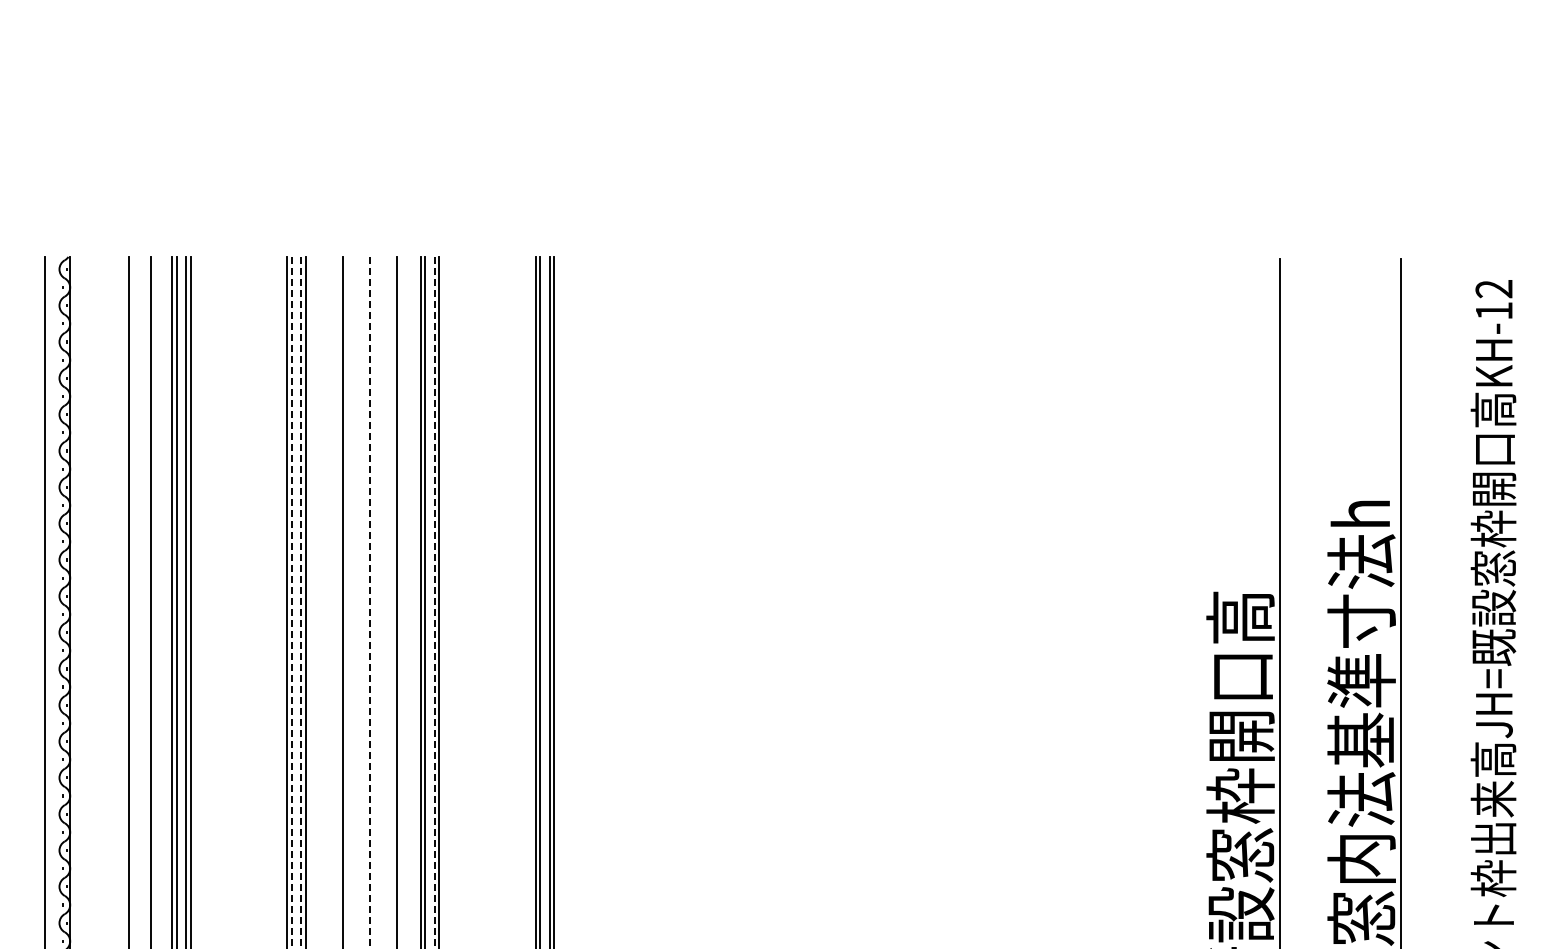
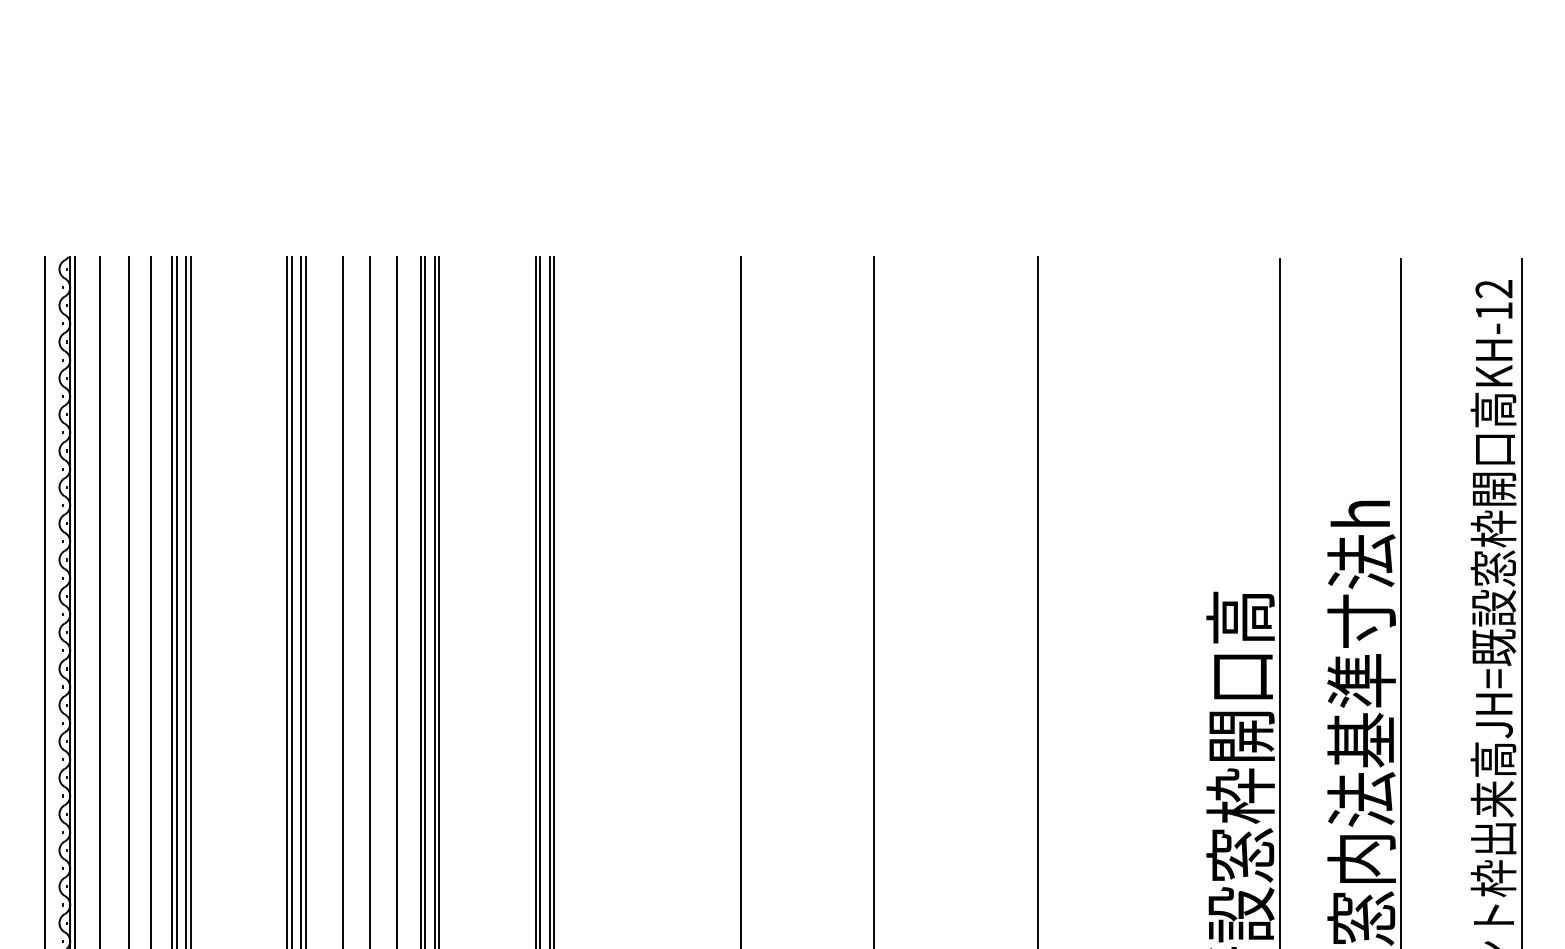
line: none -> present (74, 600)
line: none -> present (100, 600)
line: none -> present (740, 600)
line: none -> present (874, 600)
line: none -> present (1037, 600)
line: dashed -> solid (291, 602)
line: dashed -> solid (301, 602)
line: dashed -> solid (369, 602)
line: dashed -> solid (434, 602)
line: none -> present (1521, 602)
